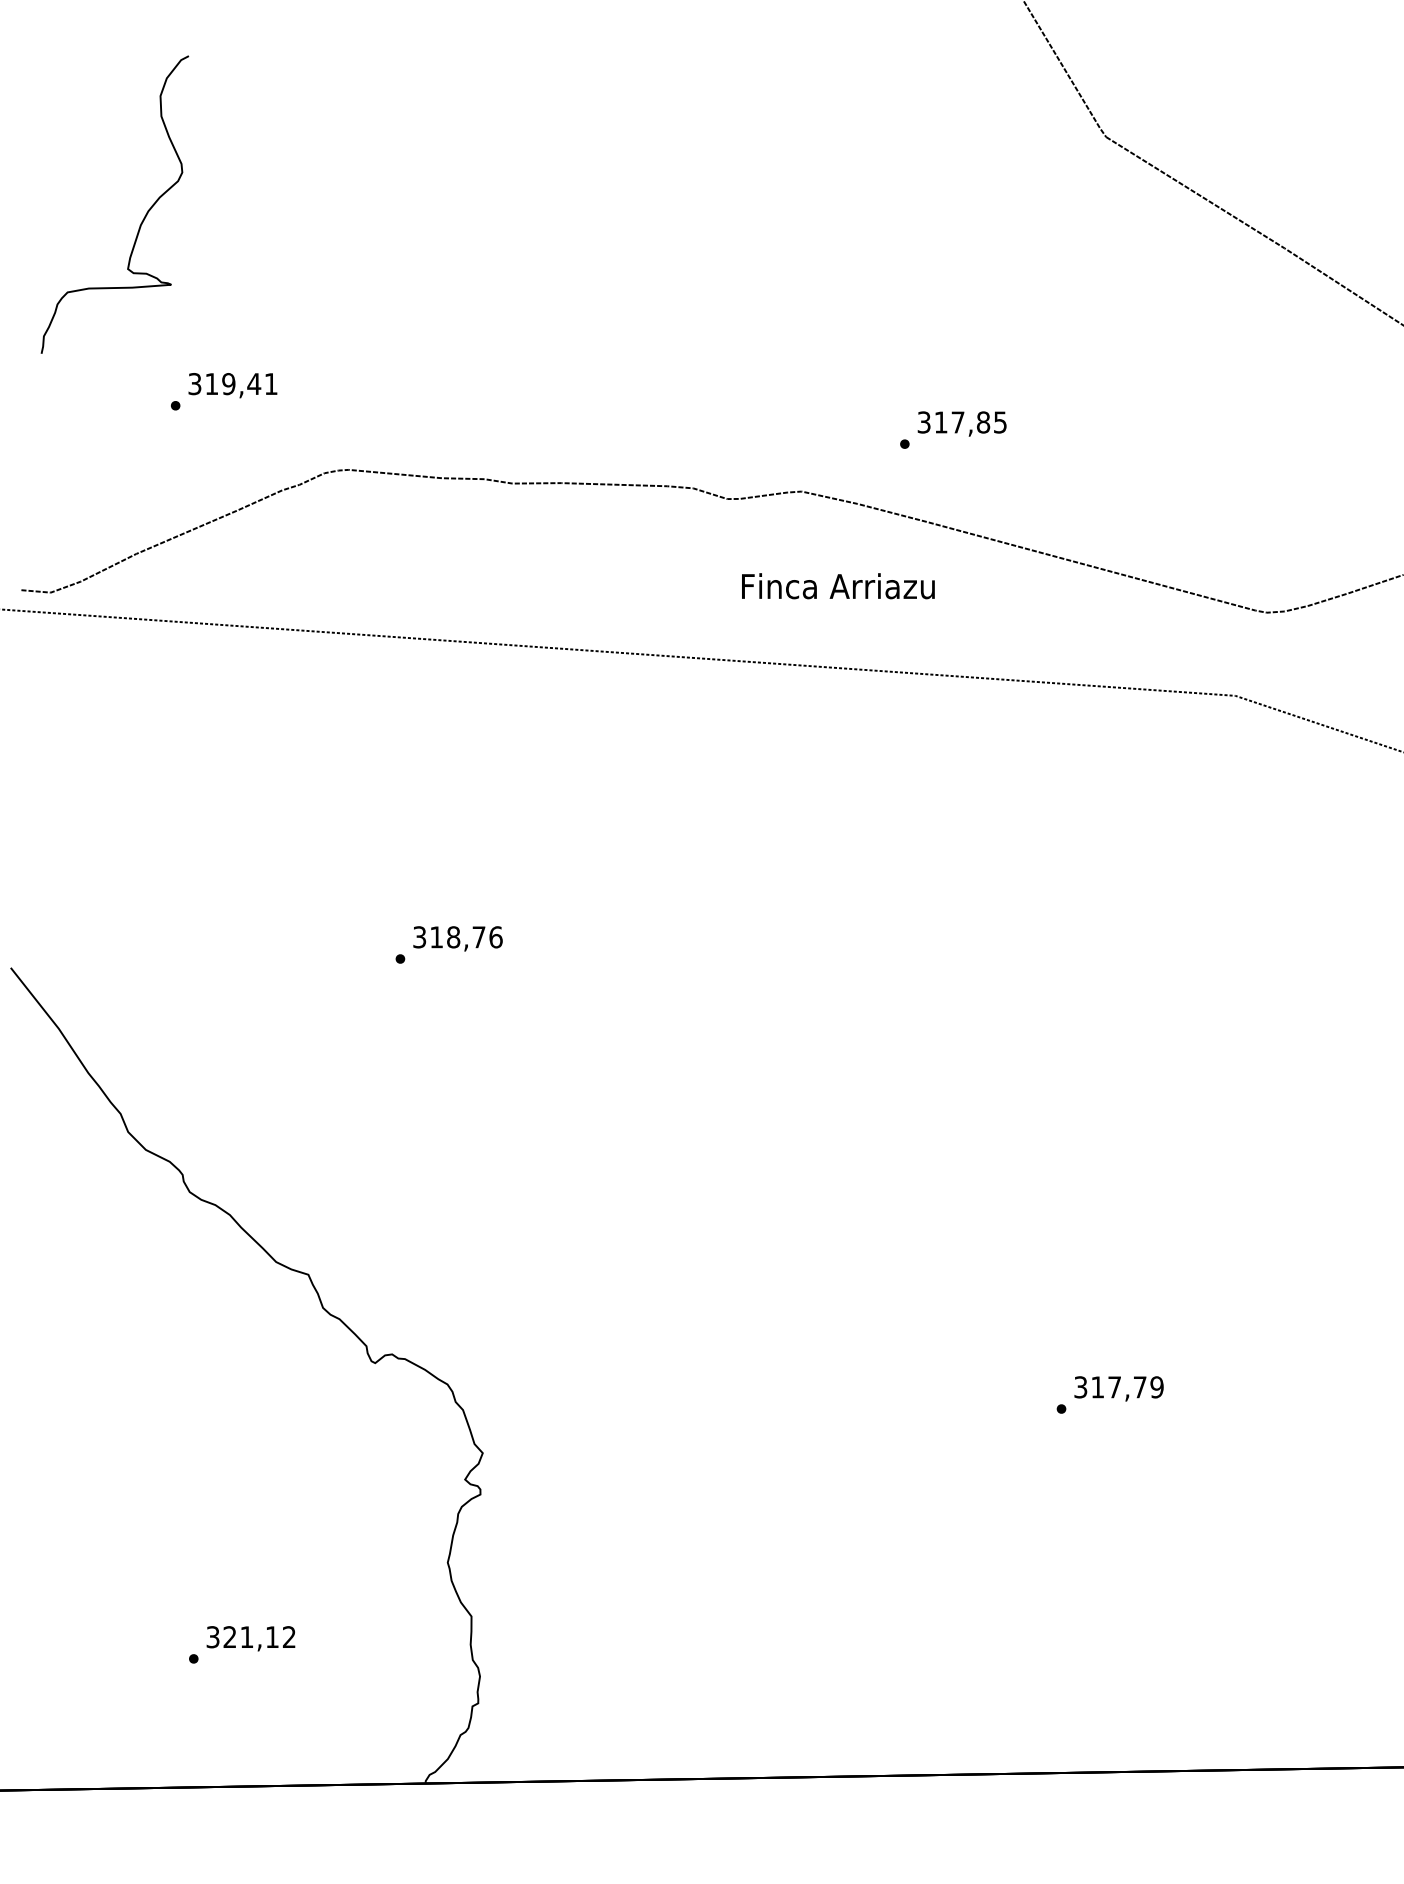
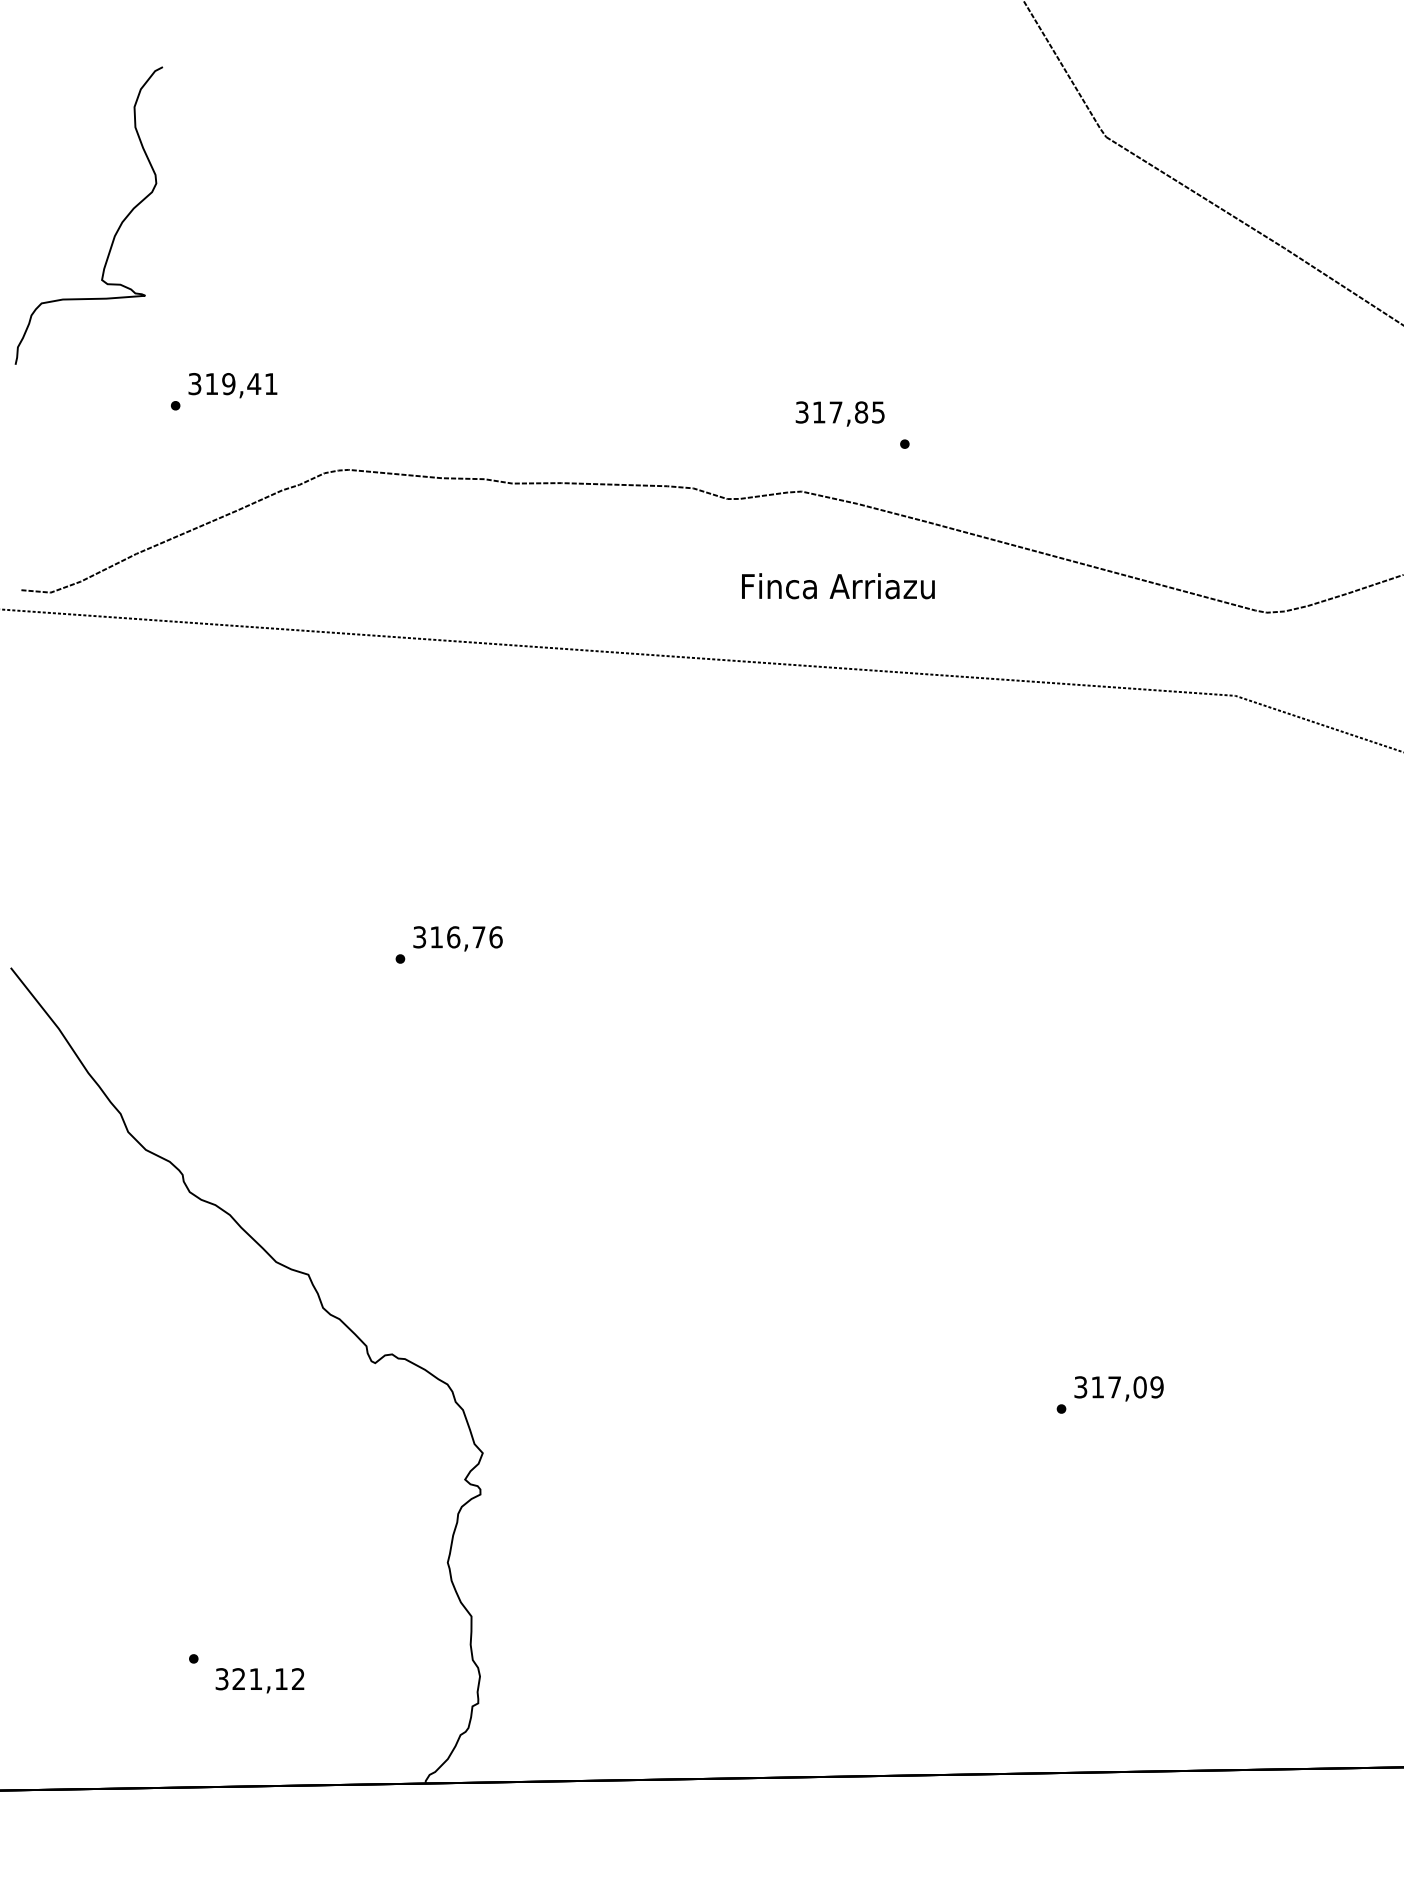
curve position: (142, 219) -> (116, 230) (116, 230)
text position: (961, 423) -> (839, 413) (839, 413)
text: 318,76 -> 316,76 (453, 937)
text: 317,79 -> 317,09 (1139, 1387)
text position: (250, 1638) -> (259, 1680) (259, 1680)
